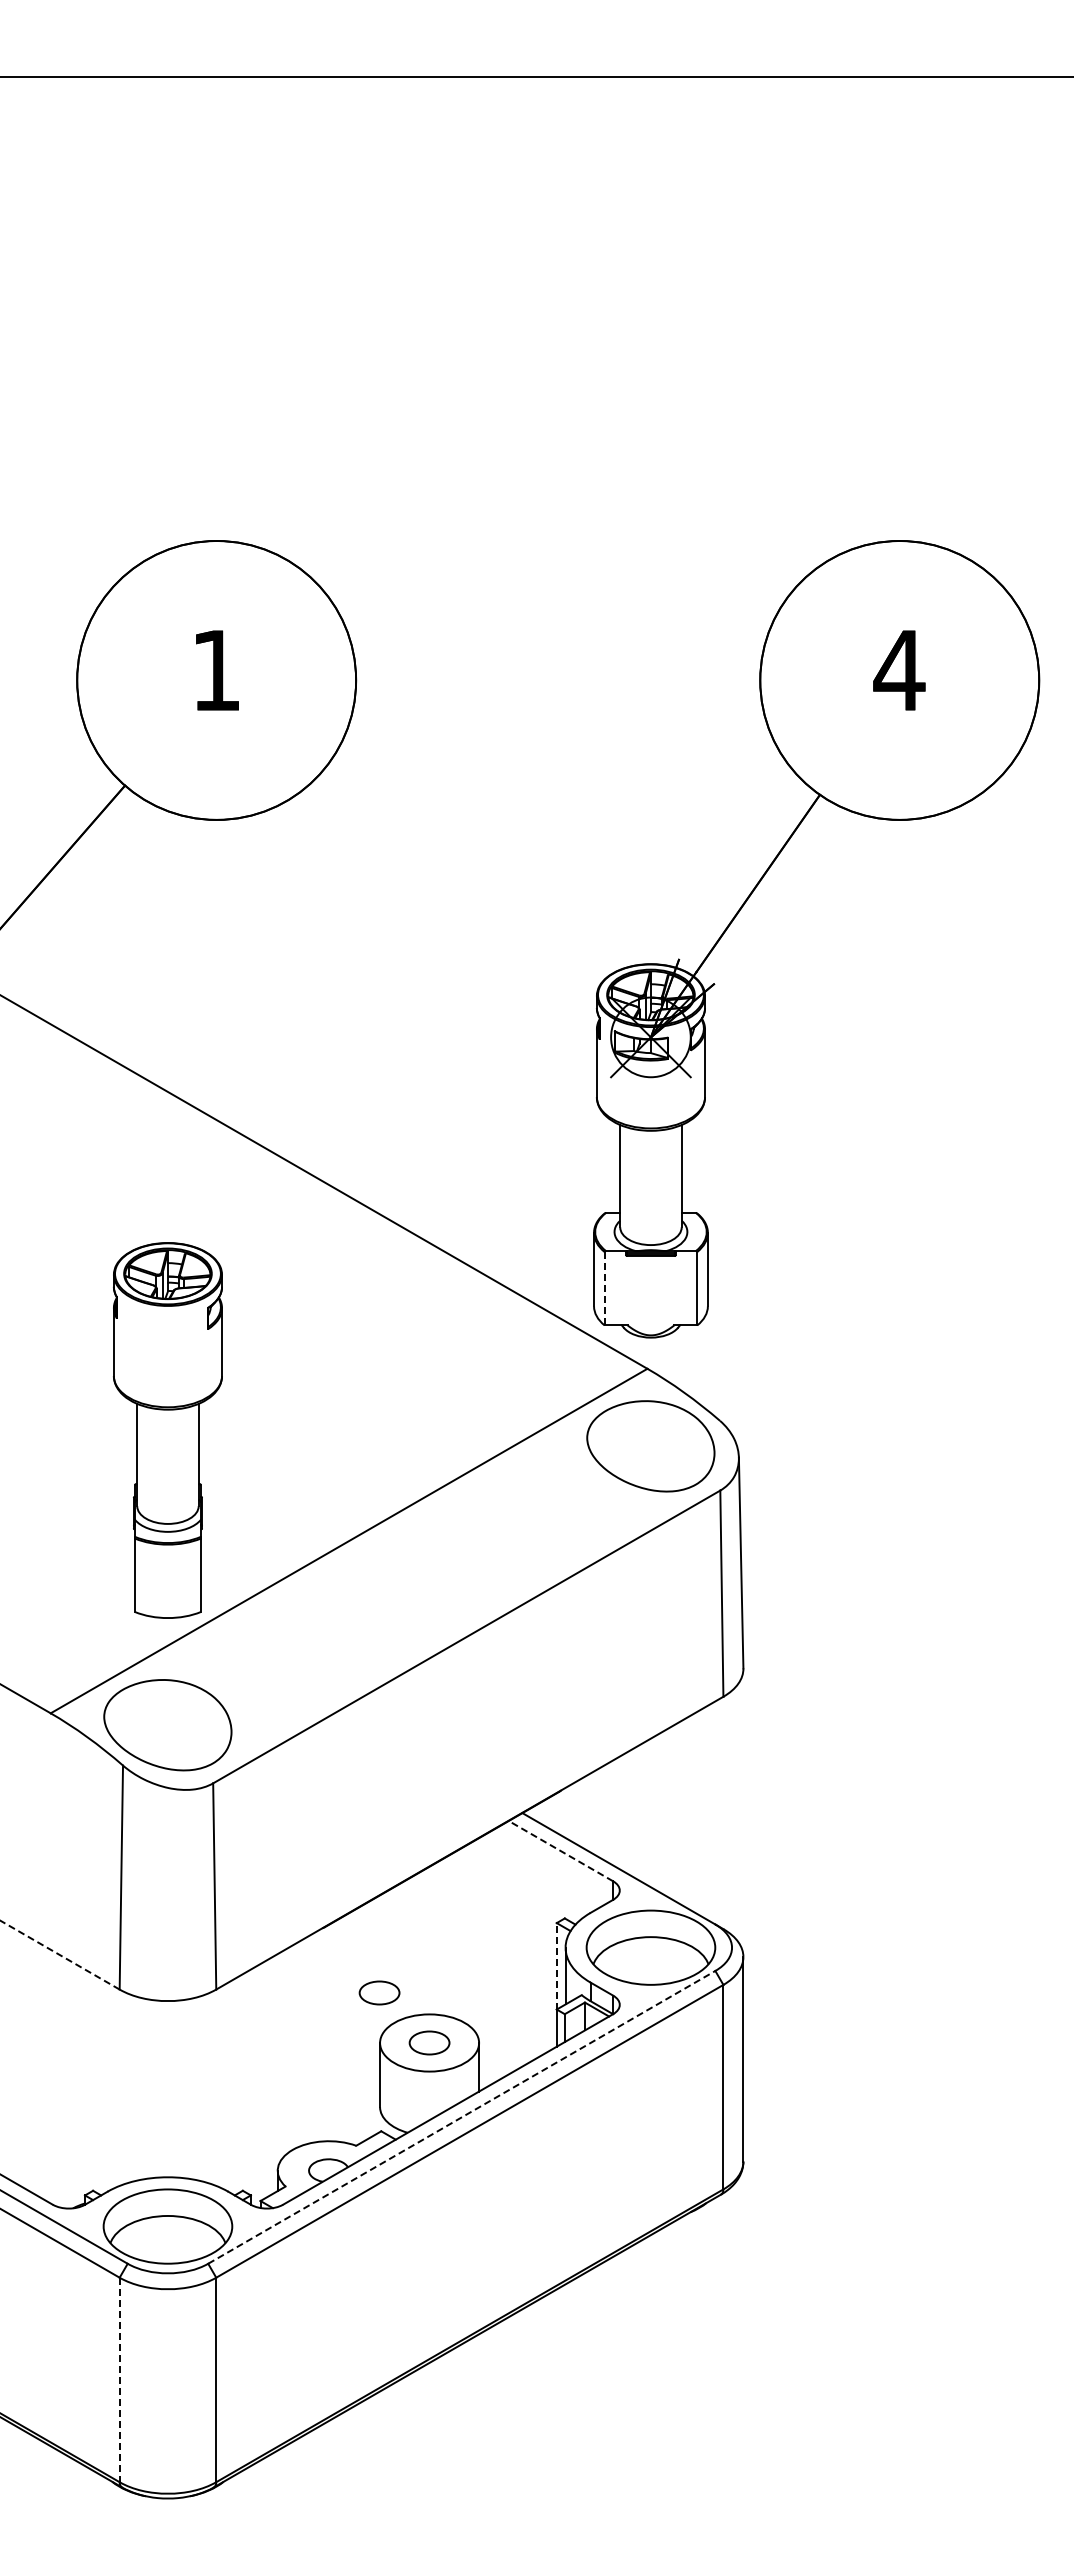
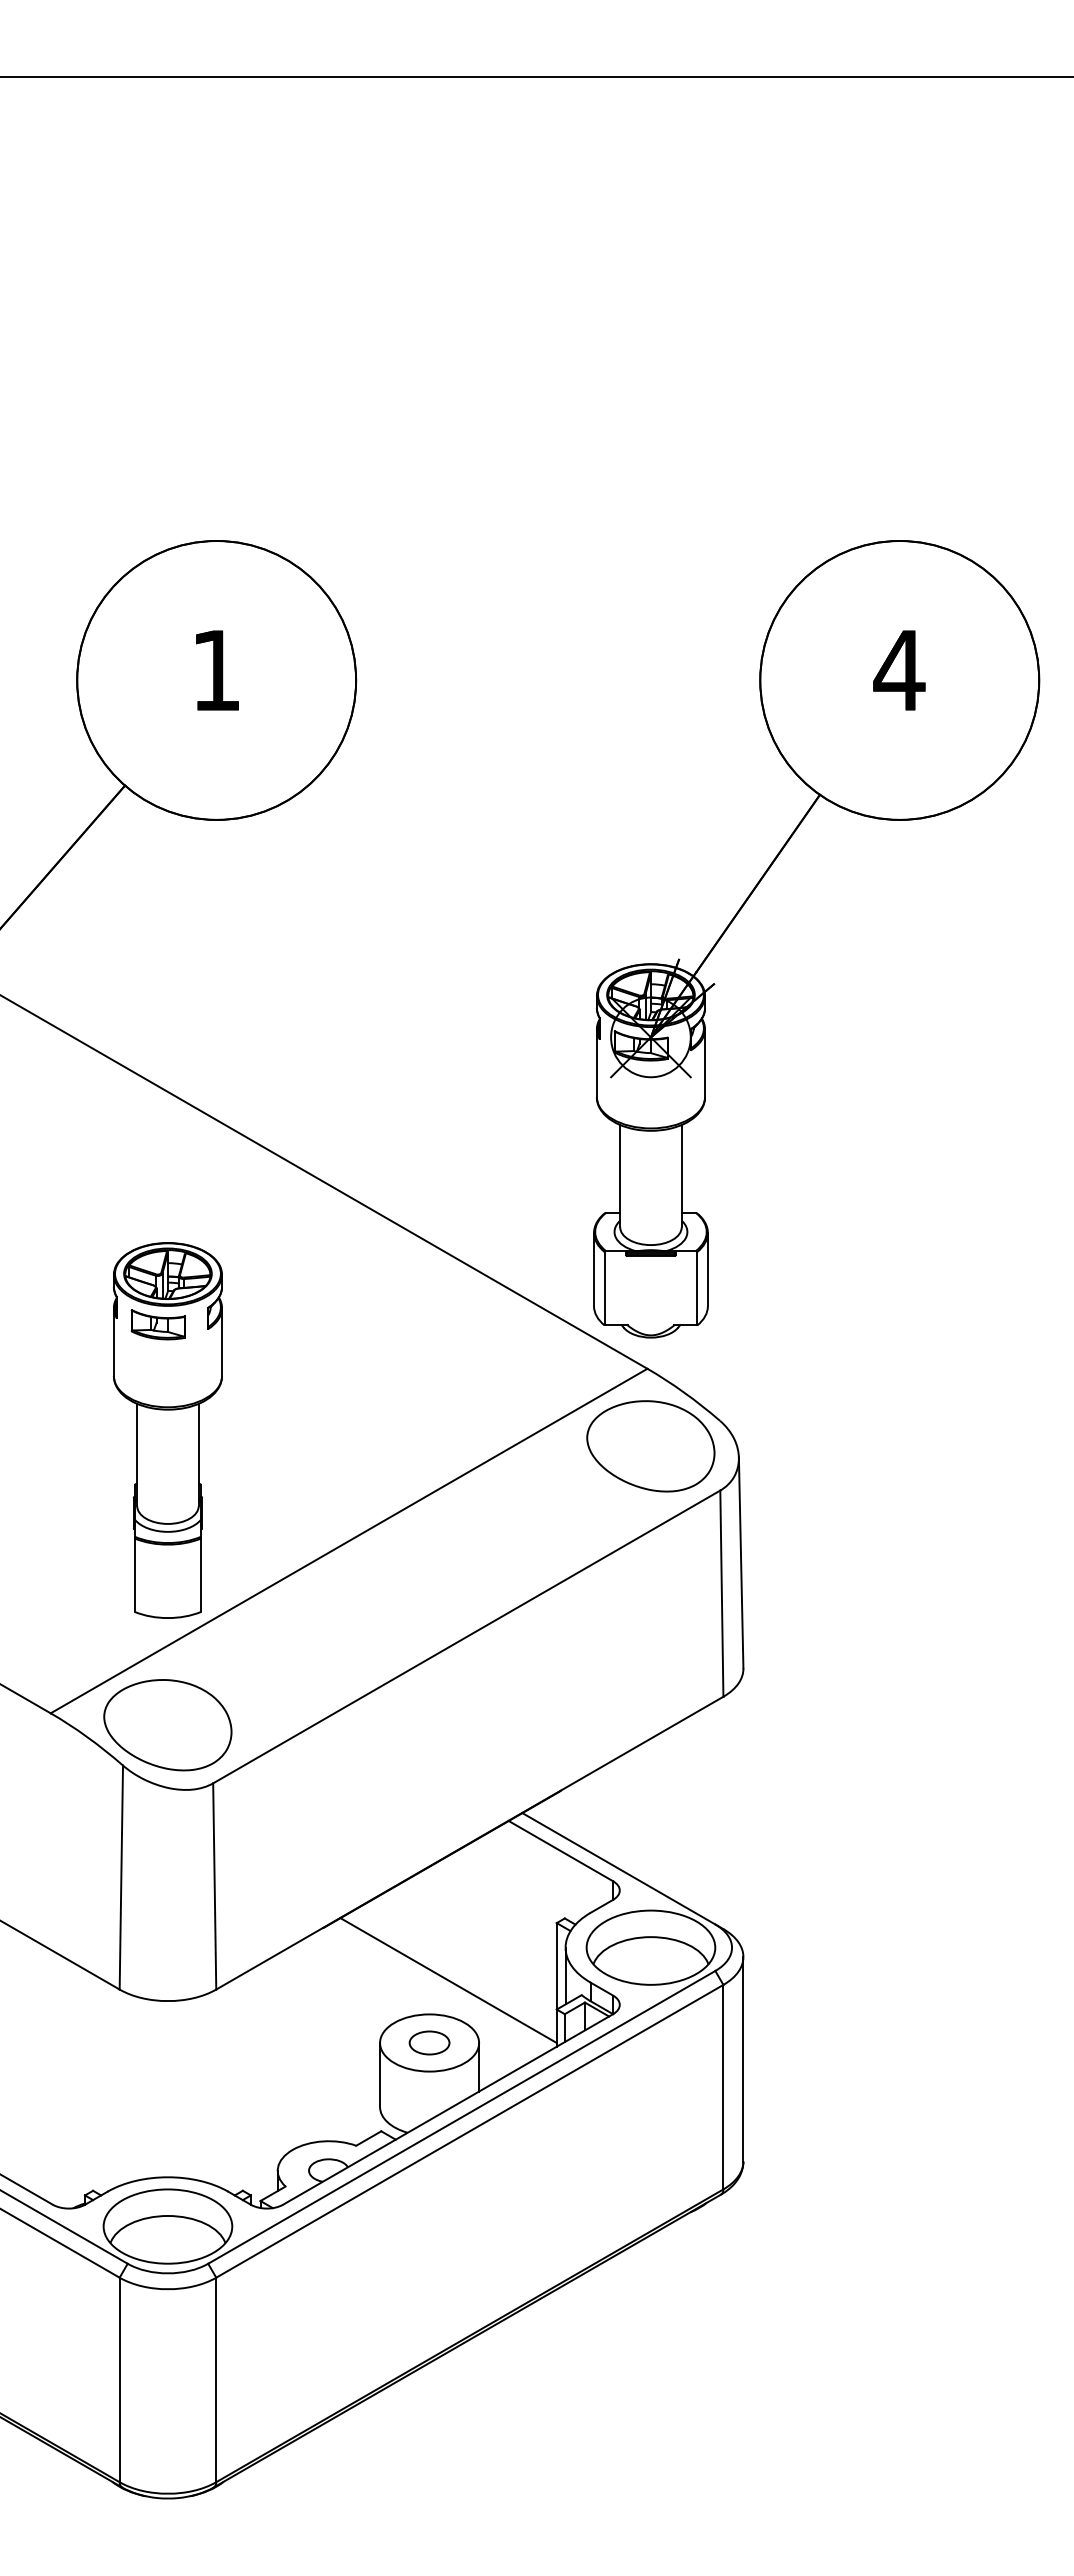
line: dashed -> solid (604, 1288)
part: none -> present (157, 1324)
line: dashed -> solid (560, 1850)
line: dashed -> solid (59, 1955)
line: dashed -> solid (556, 1965)
line: none -> present (448, 1980)
part: present -> none (379, 1992)
line: dashed -> solid (461, 2117)
line: dashed -> solid (119, 2380)
